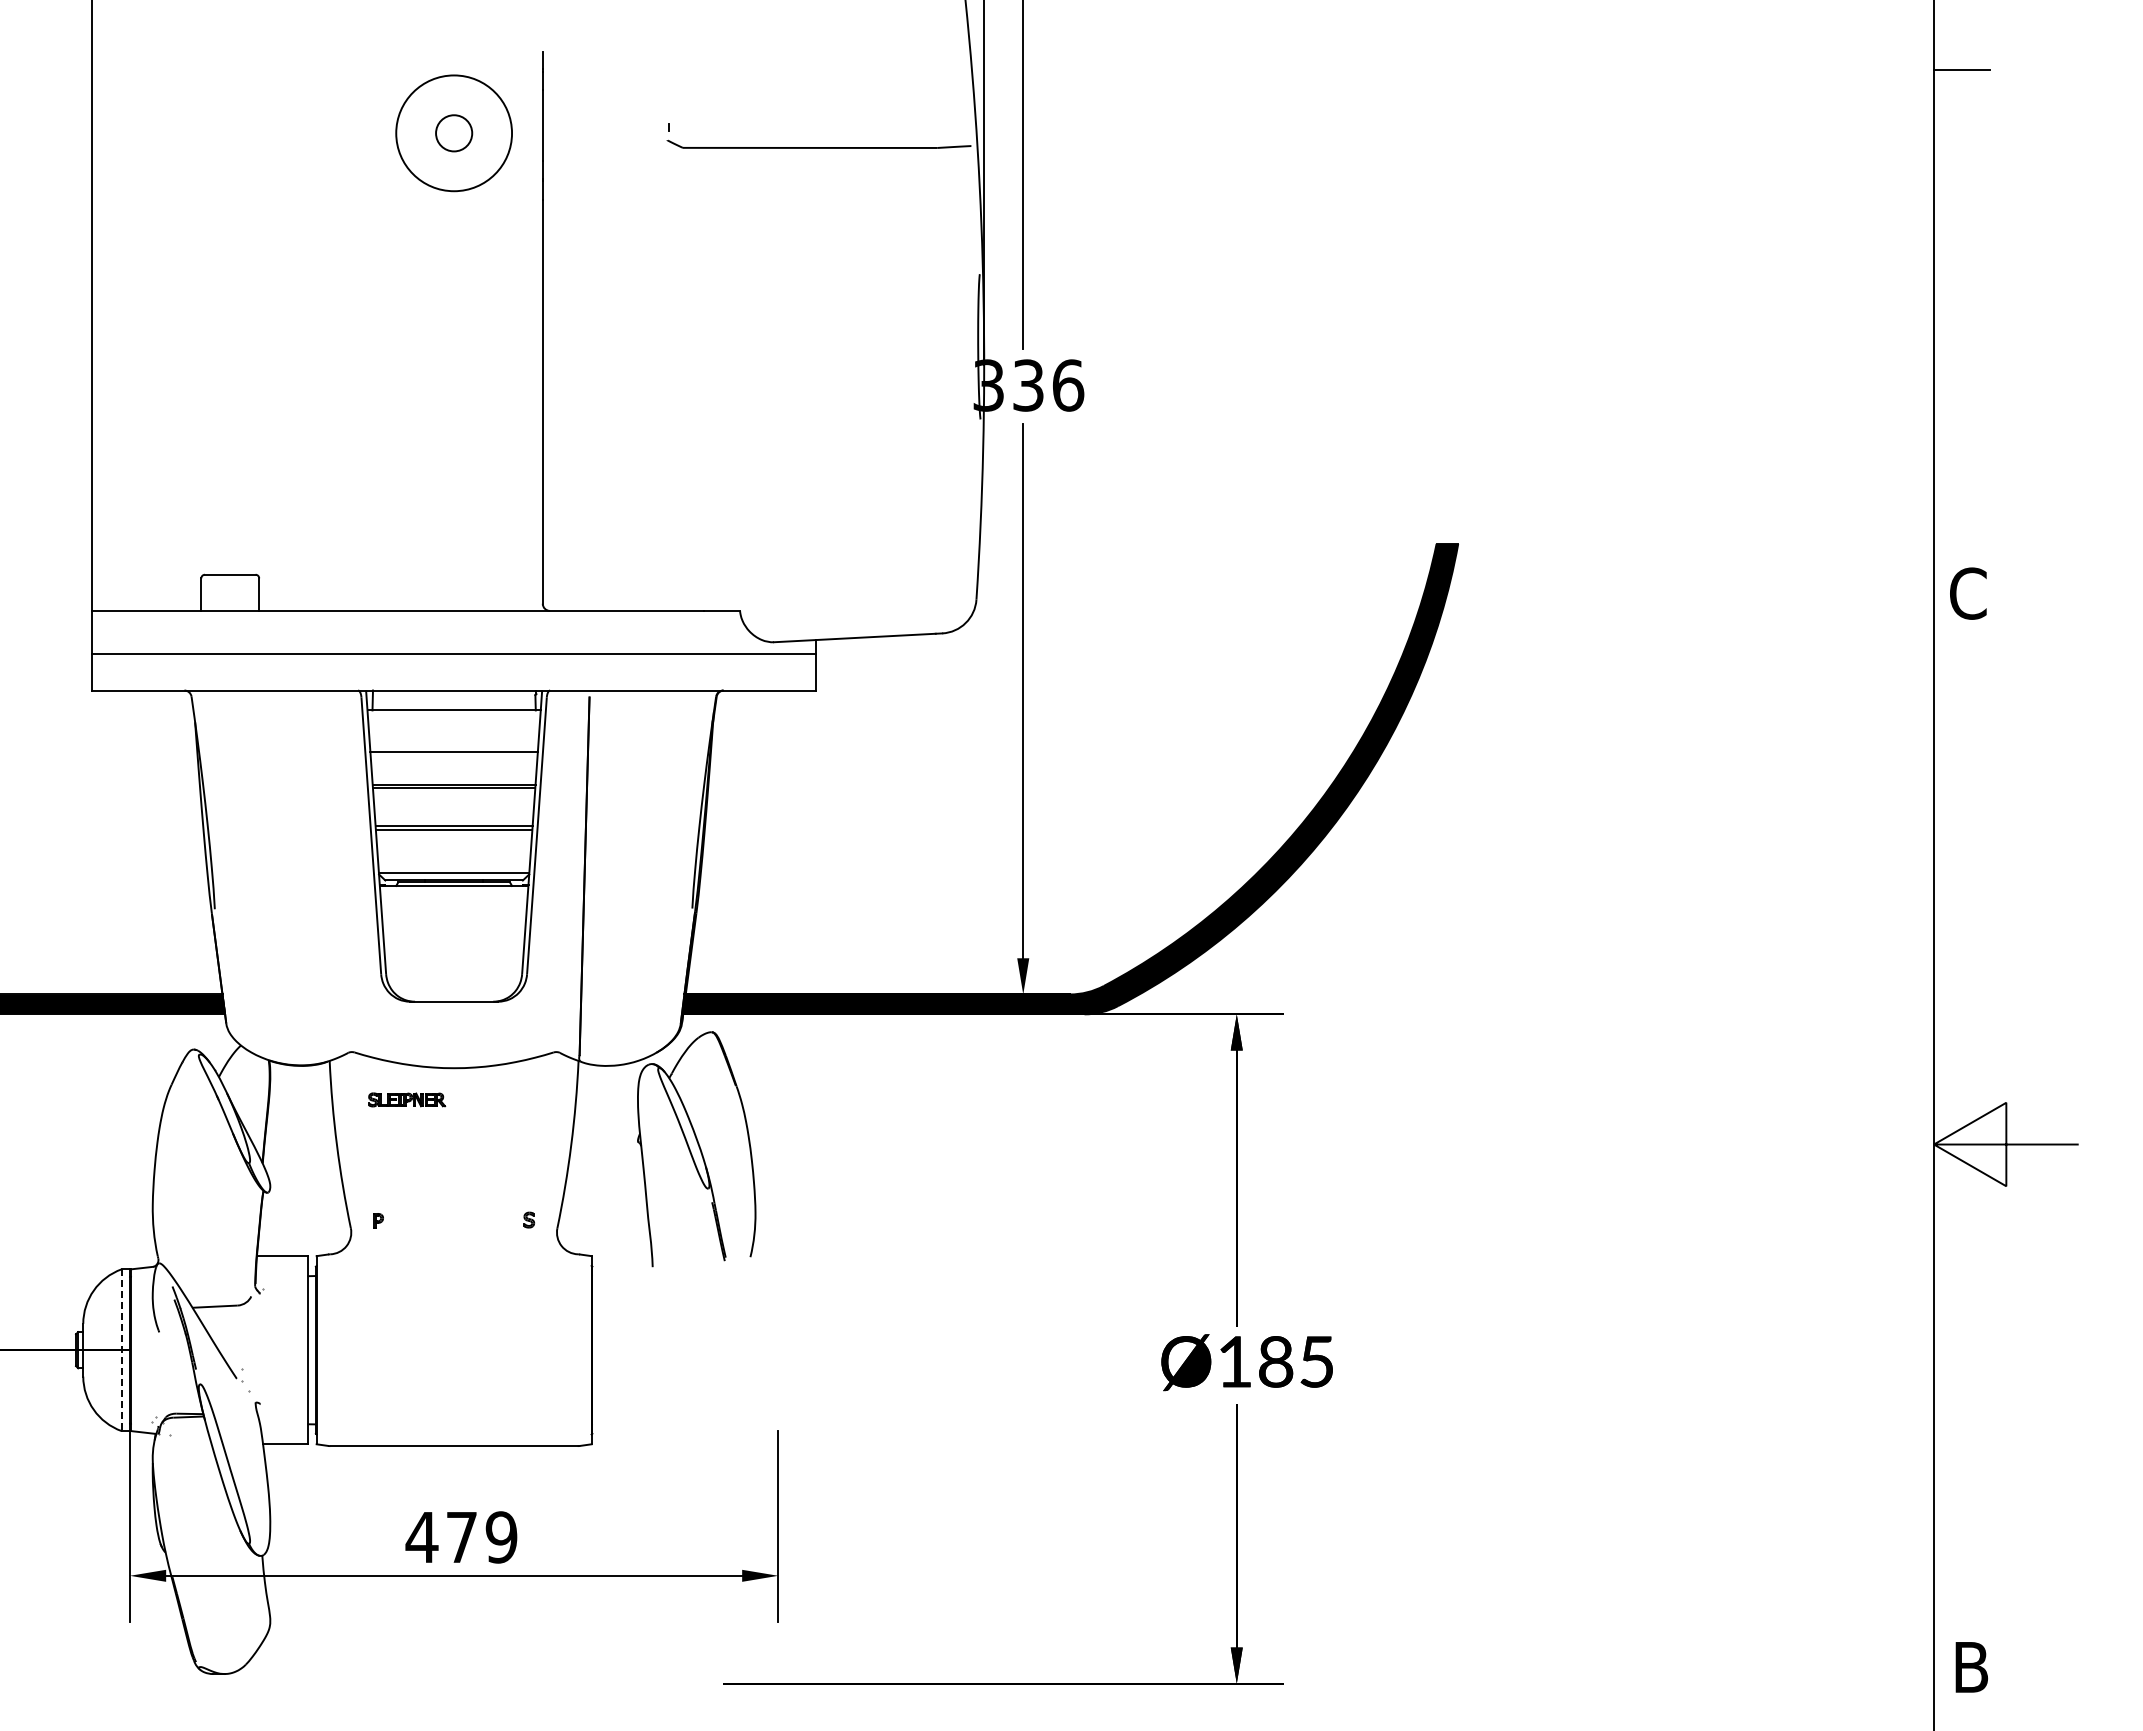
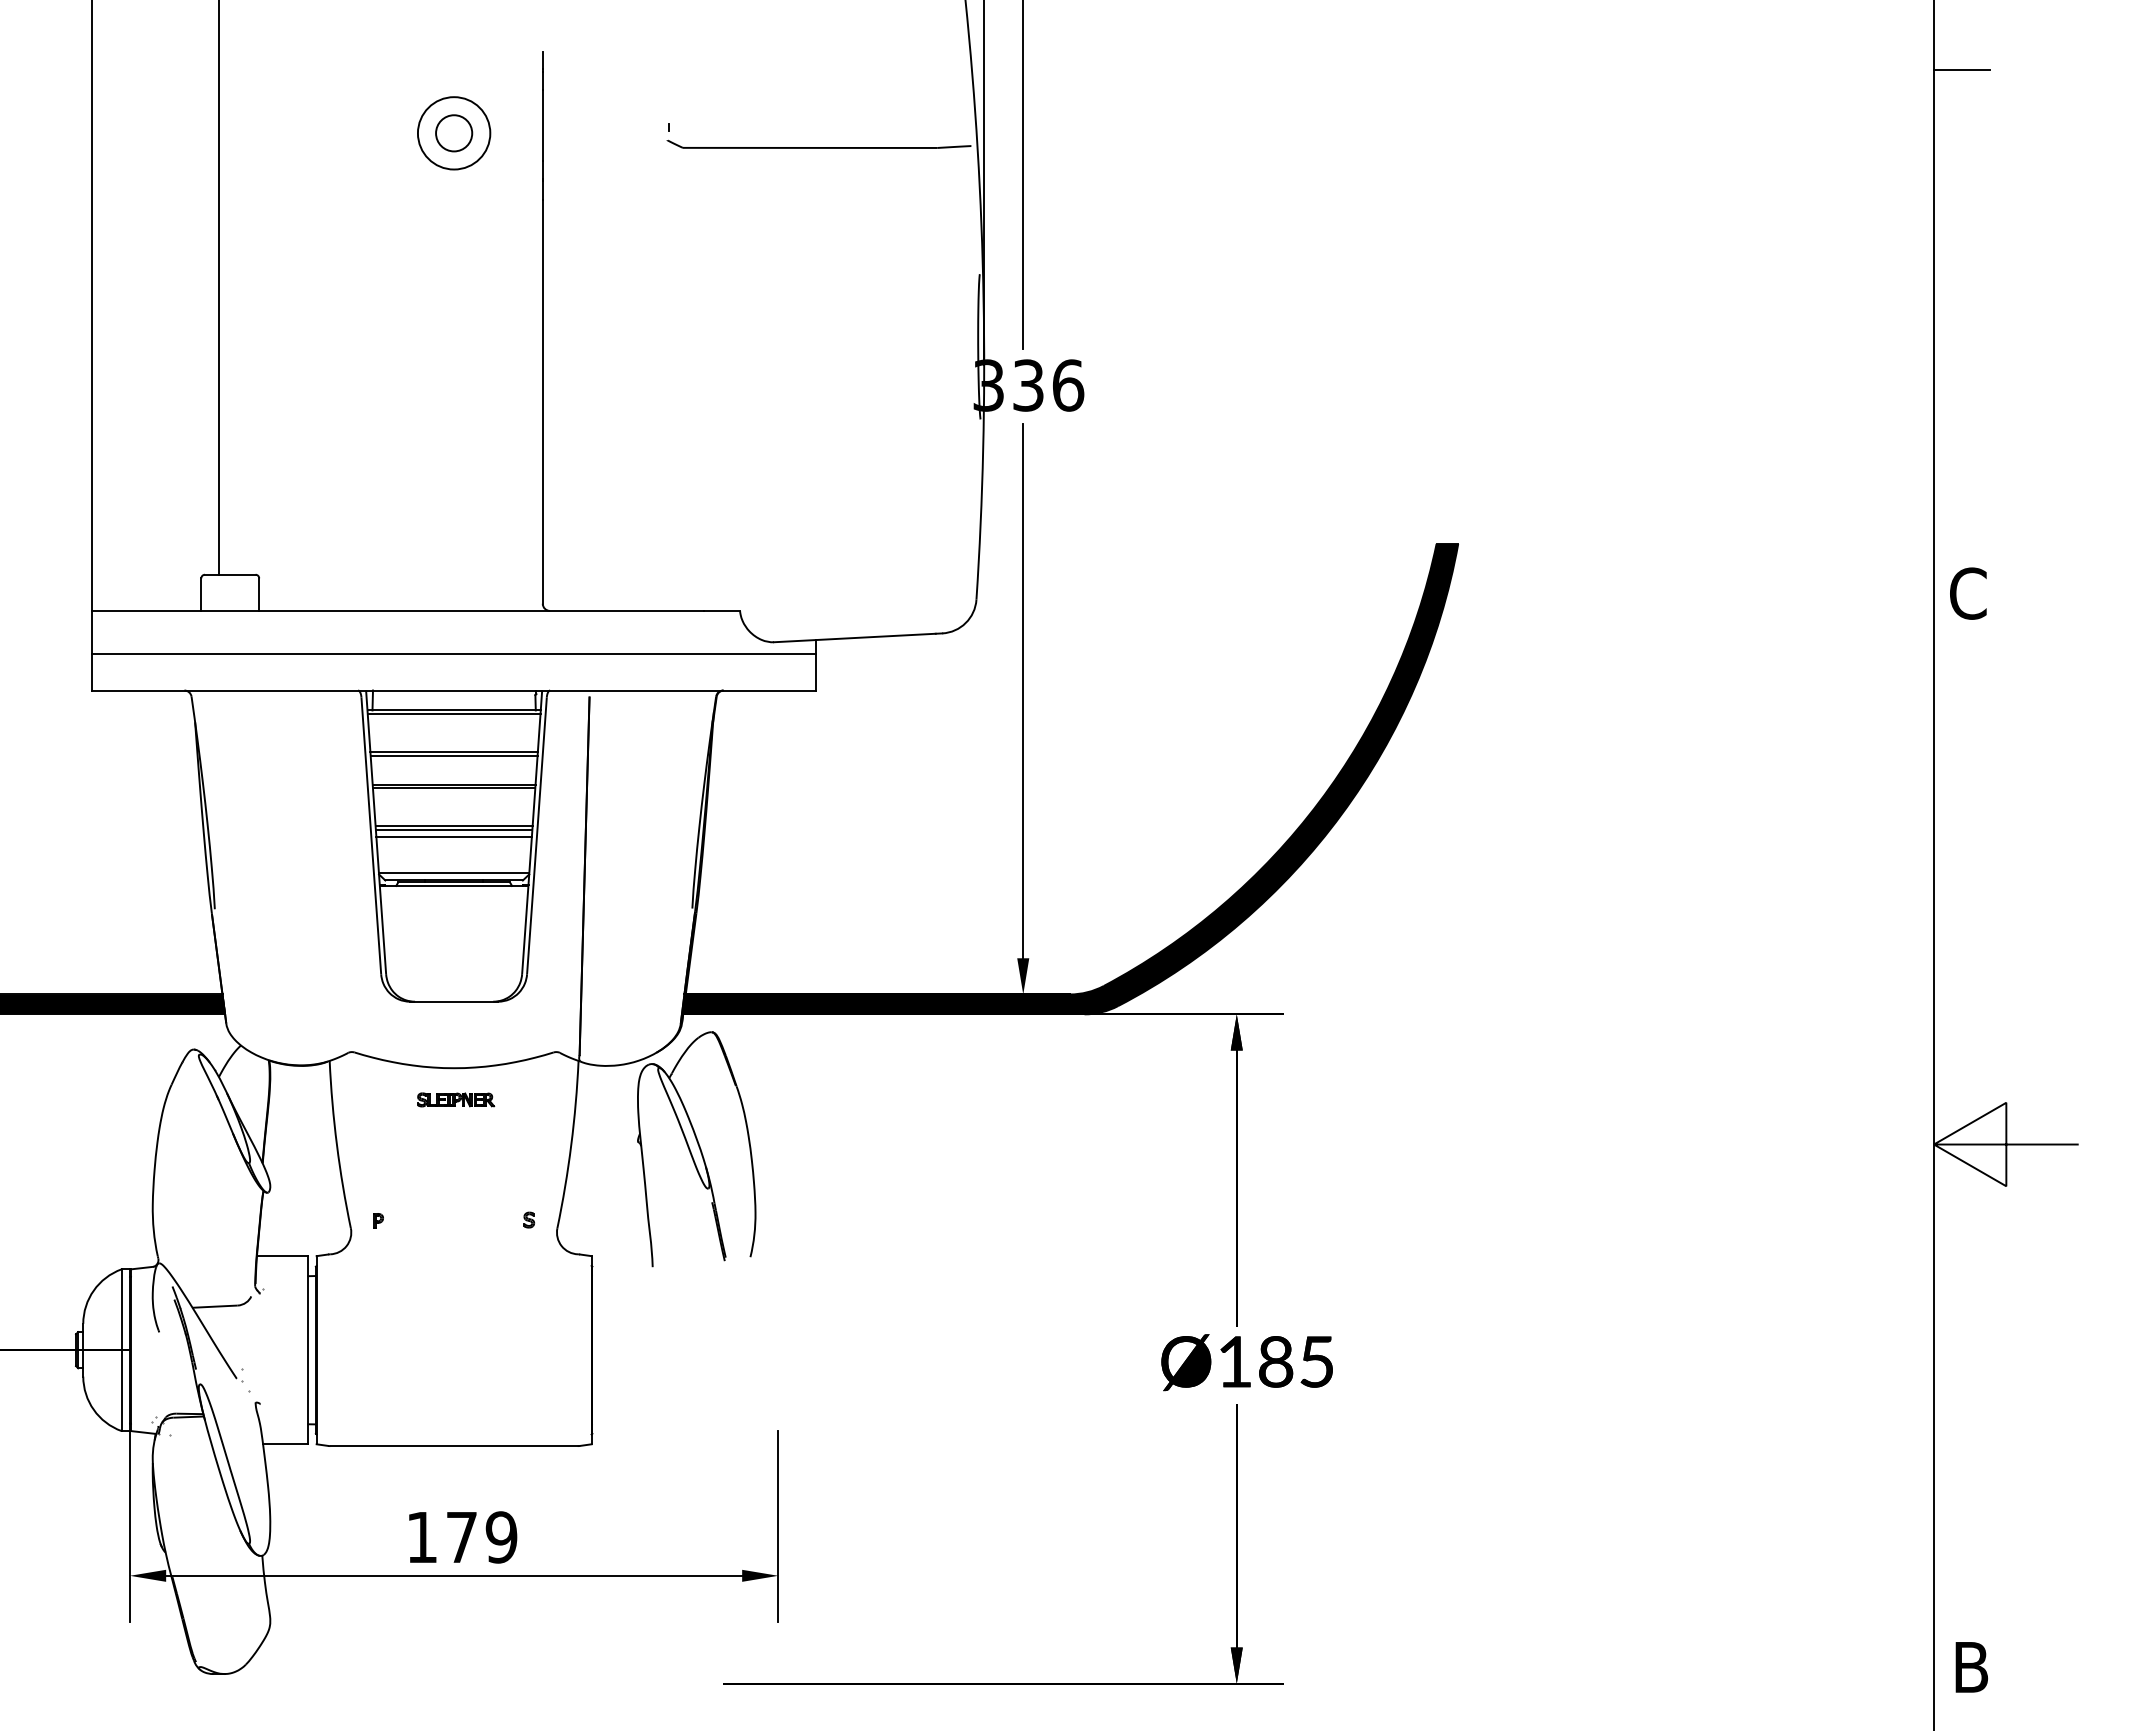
circle diameter: 116 px -> 72 px (453, 133)
line: none -> present (218, 288)
line: none -> present (453, 714)
line: none -> present (453, 755)
line: none -> present (453, 837)
part position: (407, 1099) -> (456, 1099) (456, 1099)
line: dashed -> solid (121, 1350)
text: 479 -> 179 (421, 1537)
